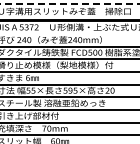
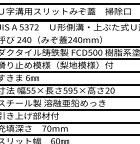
line: dashed -> solid (69, 3)
